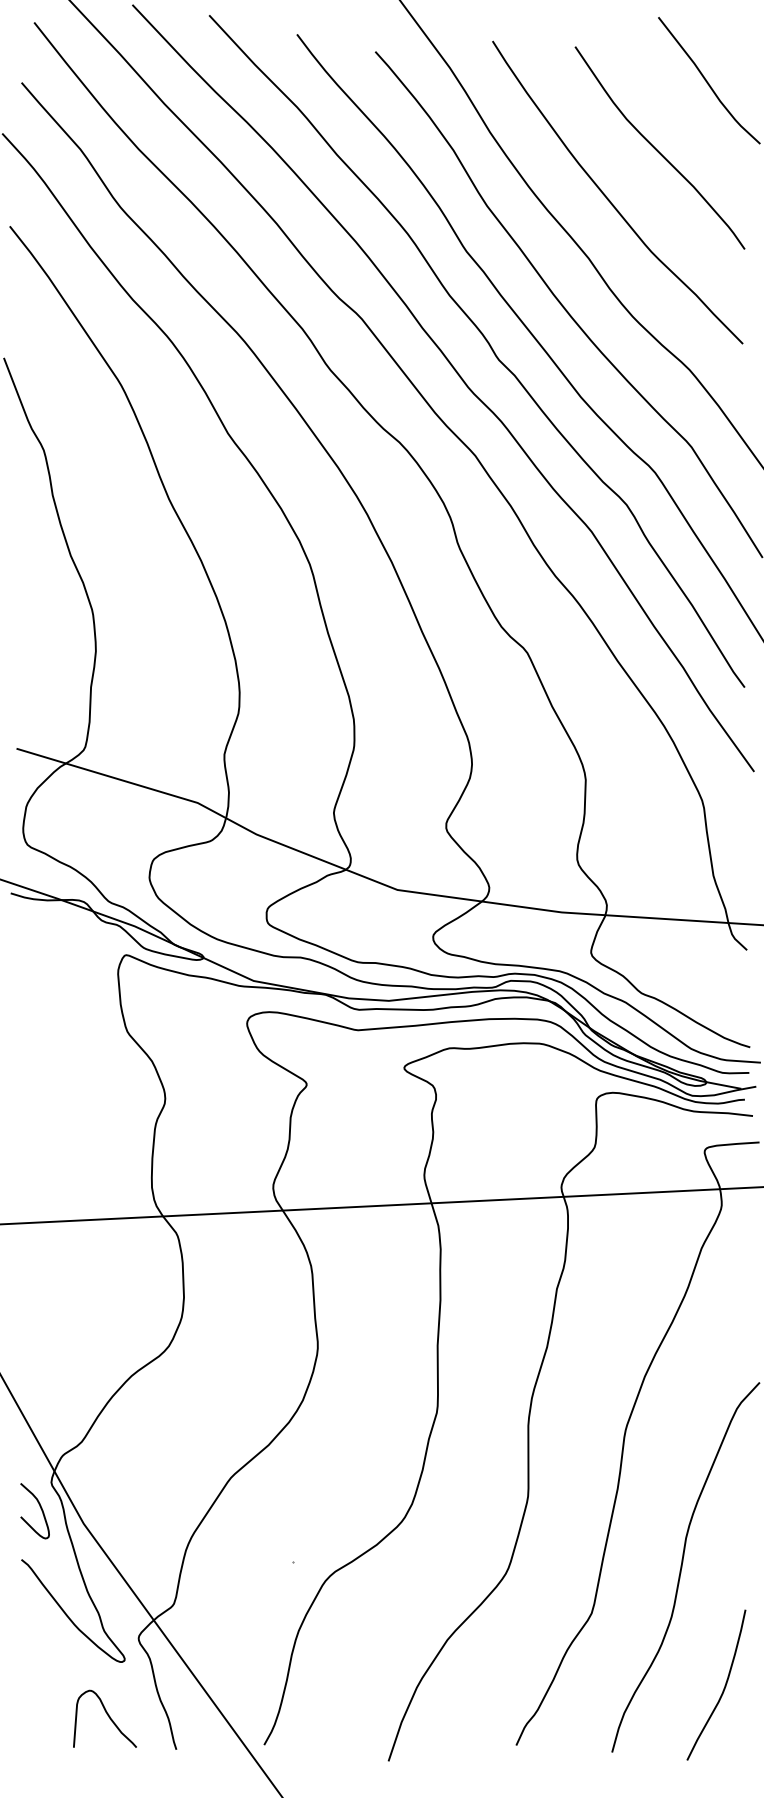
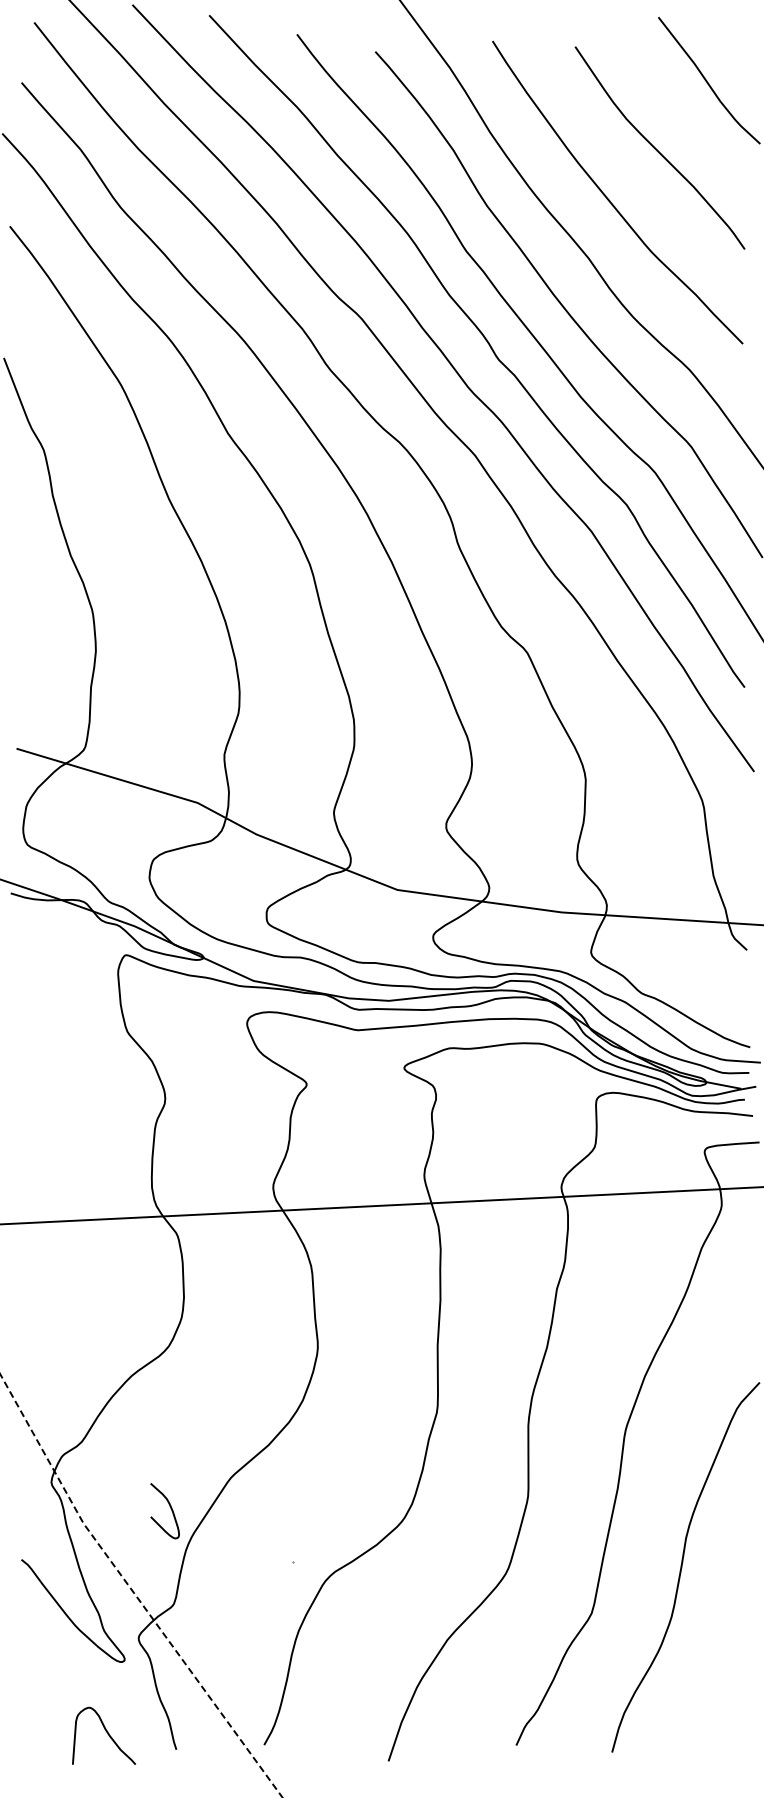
curve position: (40, 1508) -> (170, 1508) (170, 1508)
line: solid -> dashed (132, 1590)
curve: present -> none (724, 1685)
curve position: (108, 1717) -> (107, 1734) (107, 1734)
